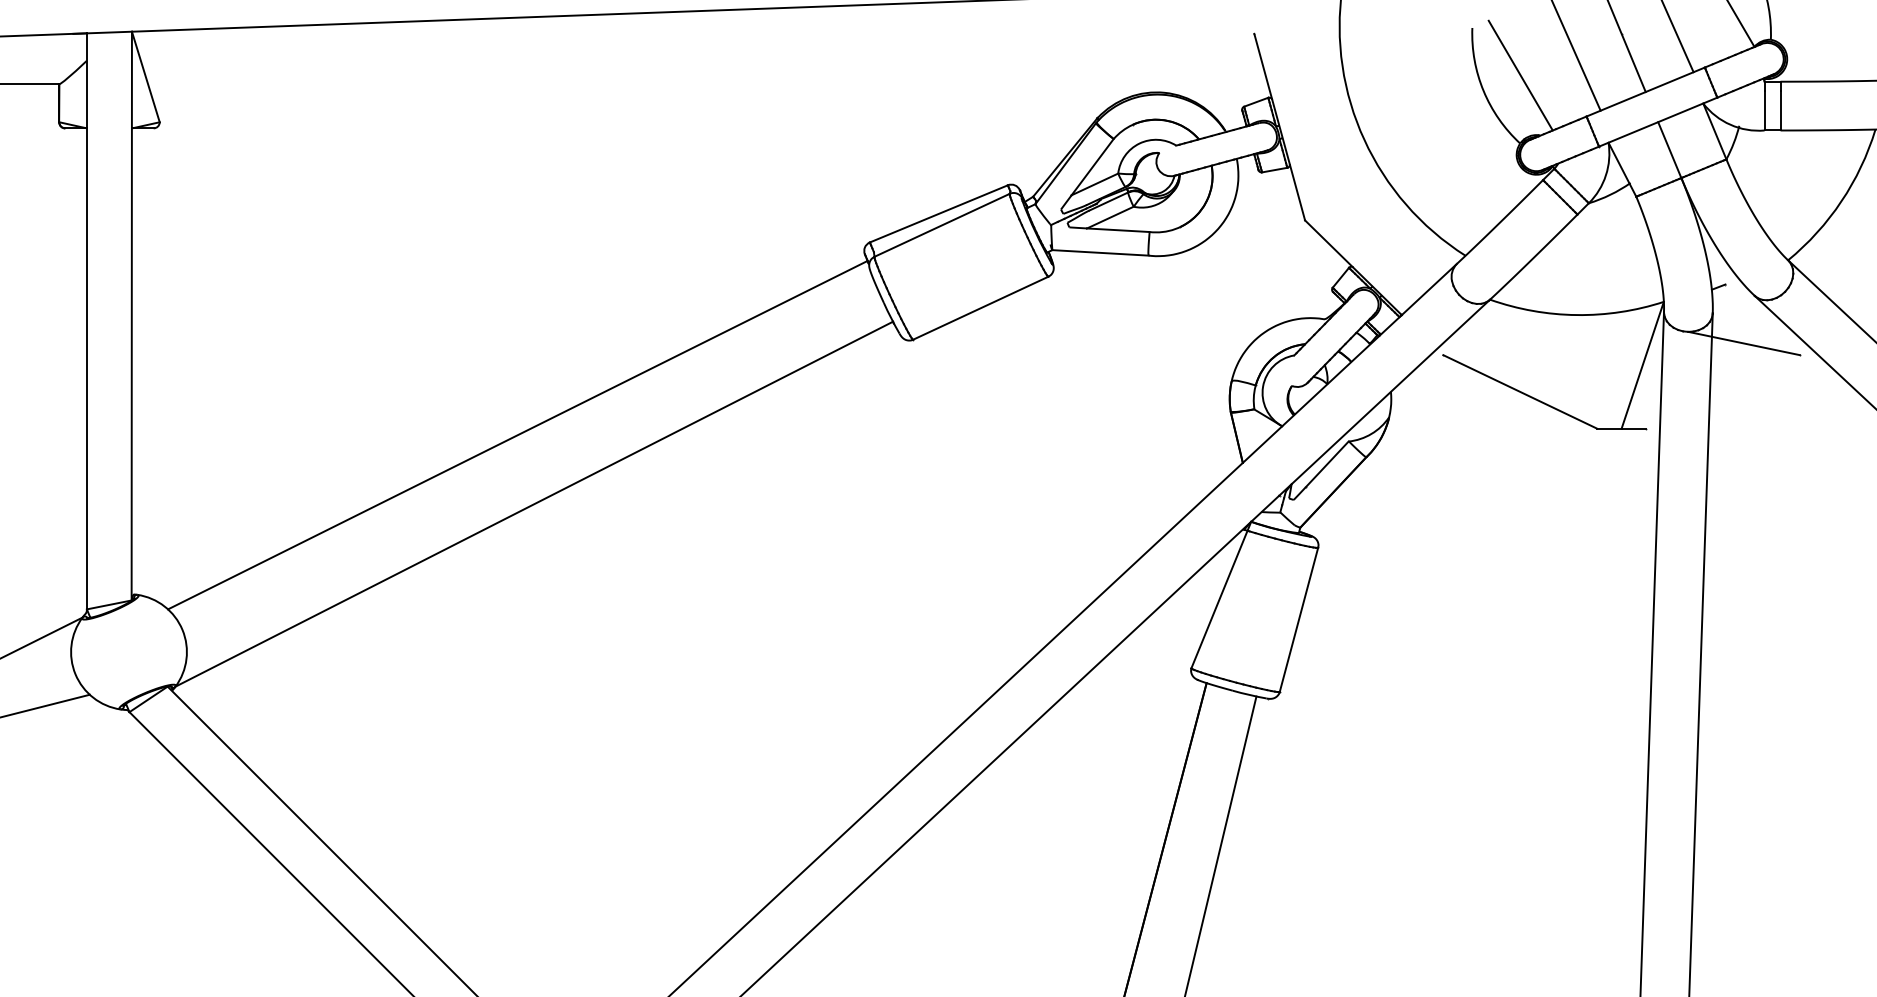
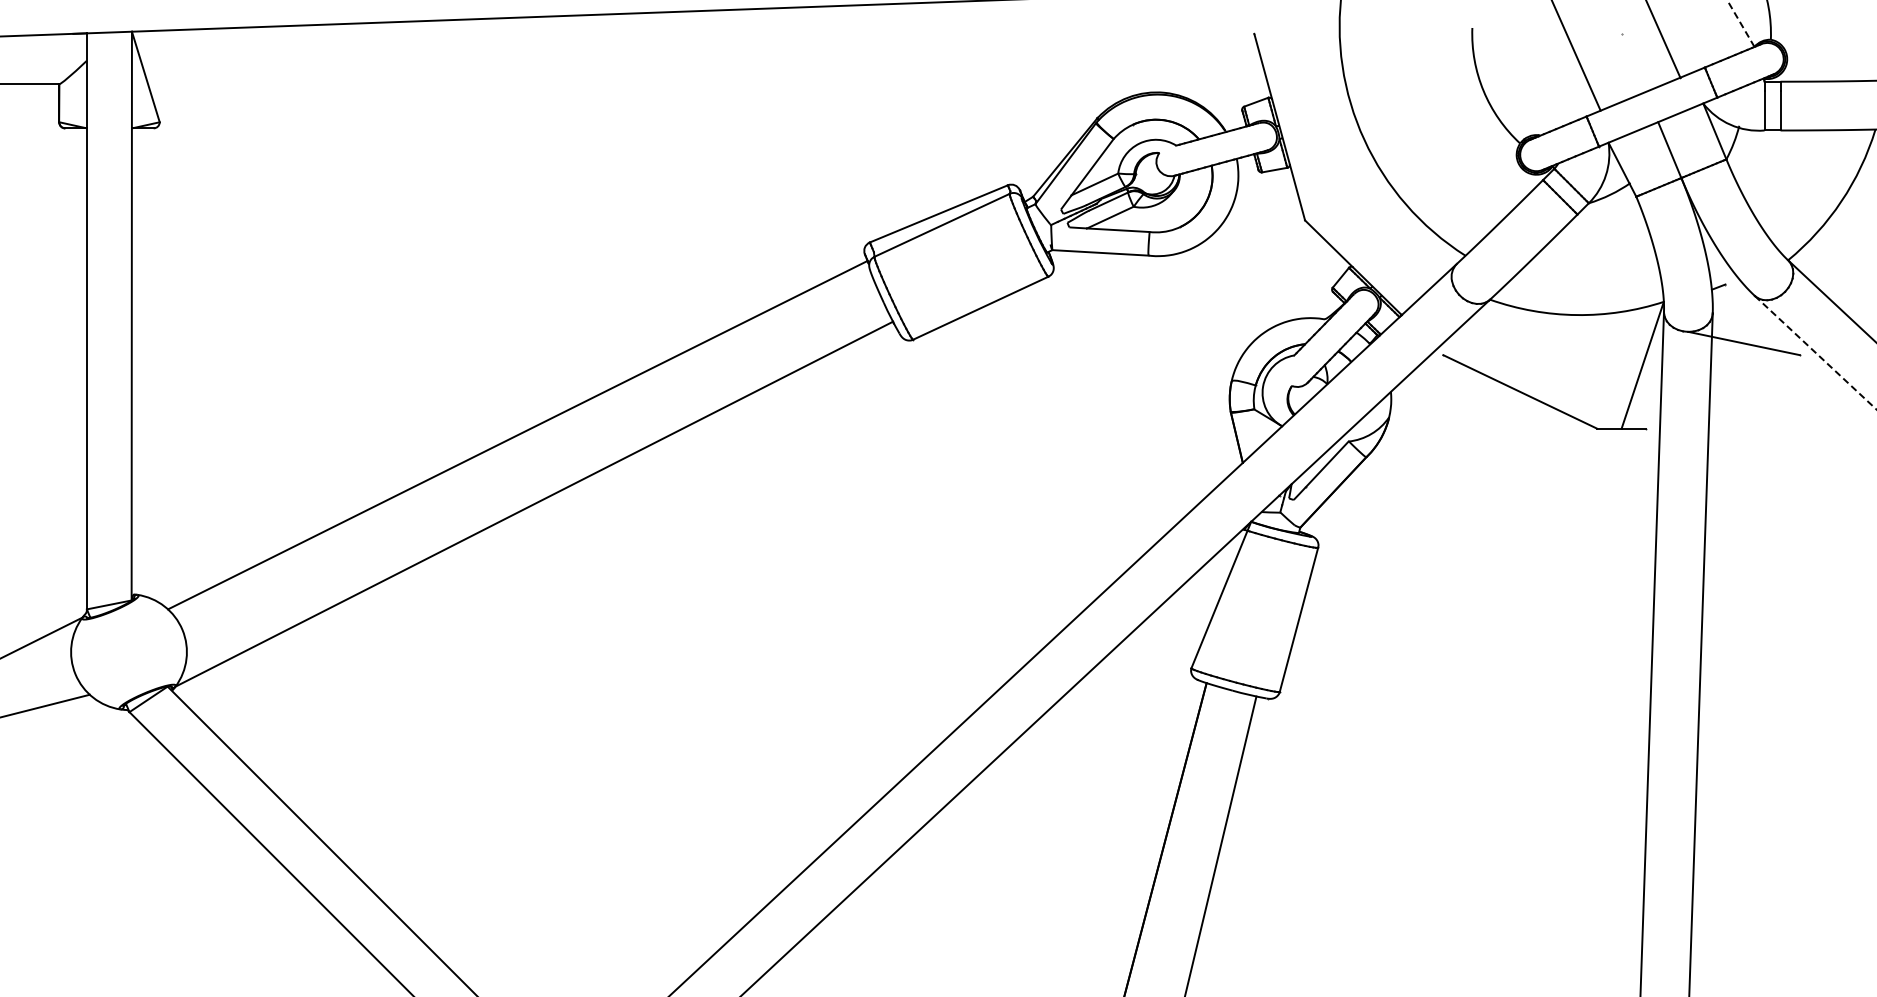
line: solid -> dashed (1741, 23)
line position: (1677, 37) -> (1663, 40) (1663, 40)
line: present -> none (1626, 47)
line: present -> none (1520, 75)
line: solid -> dashed (1816, 353)
